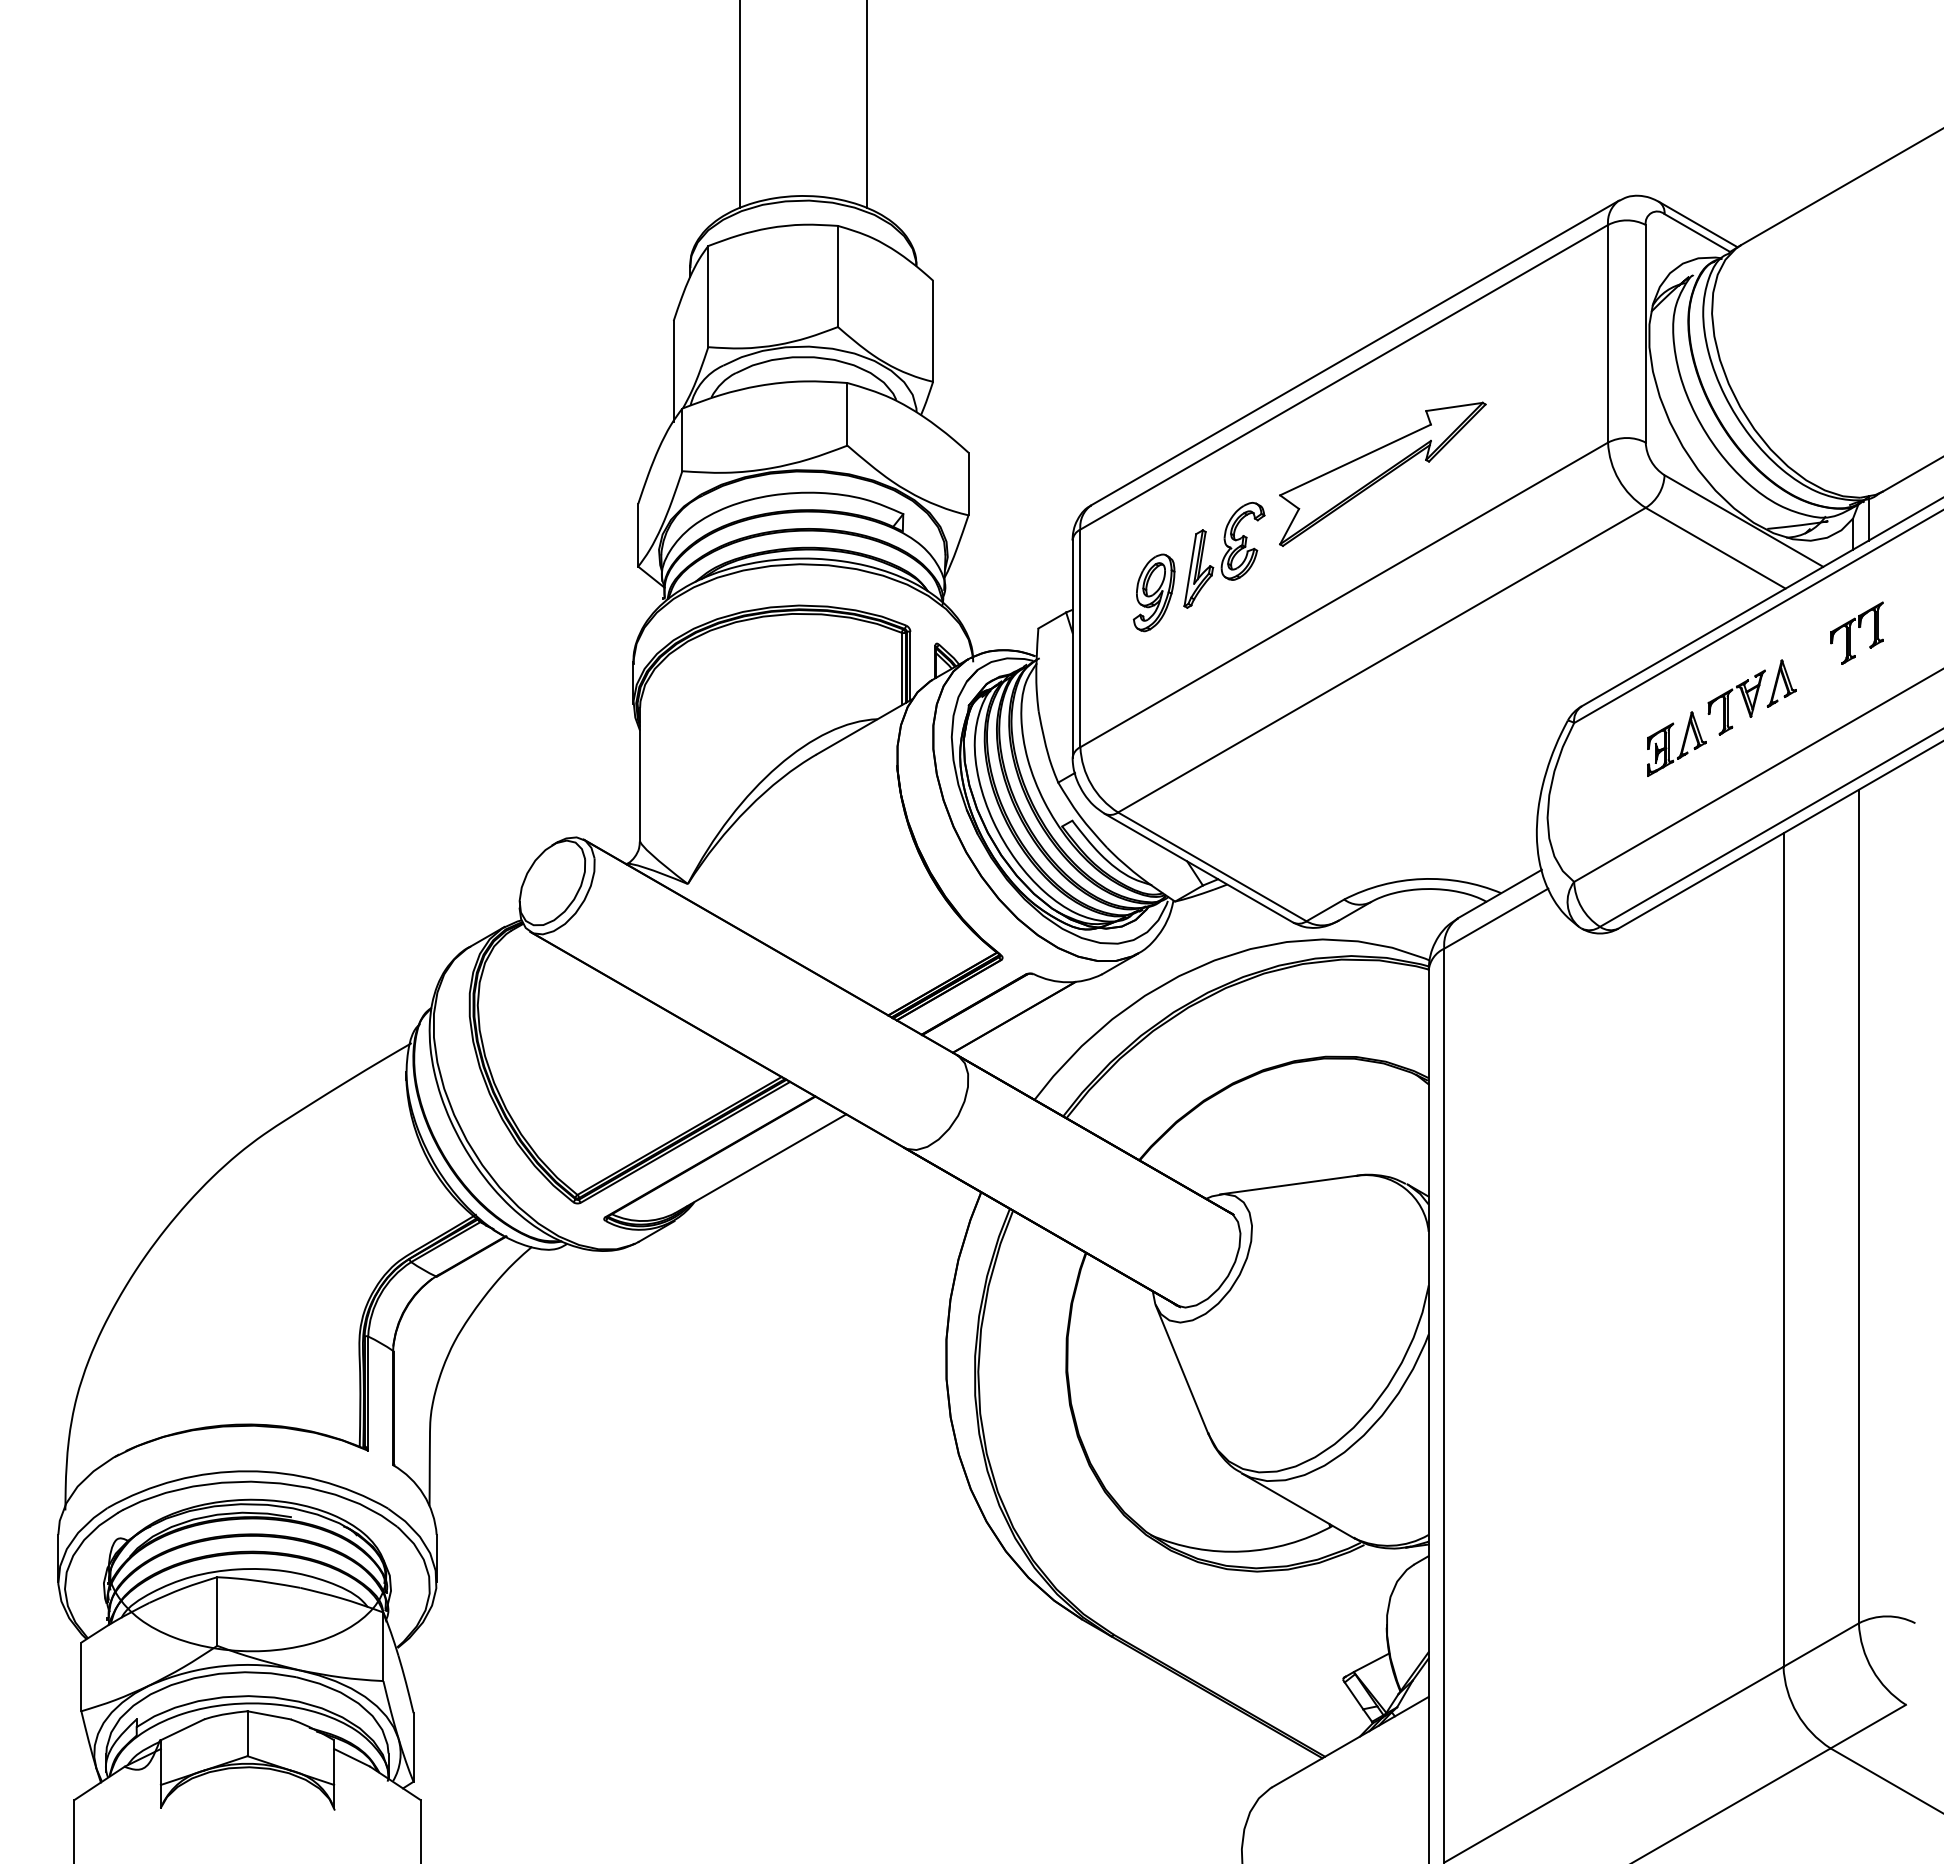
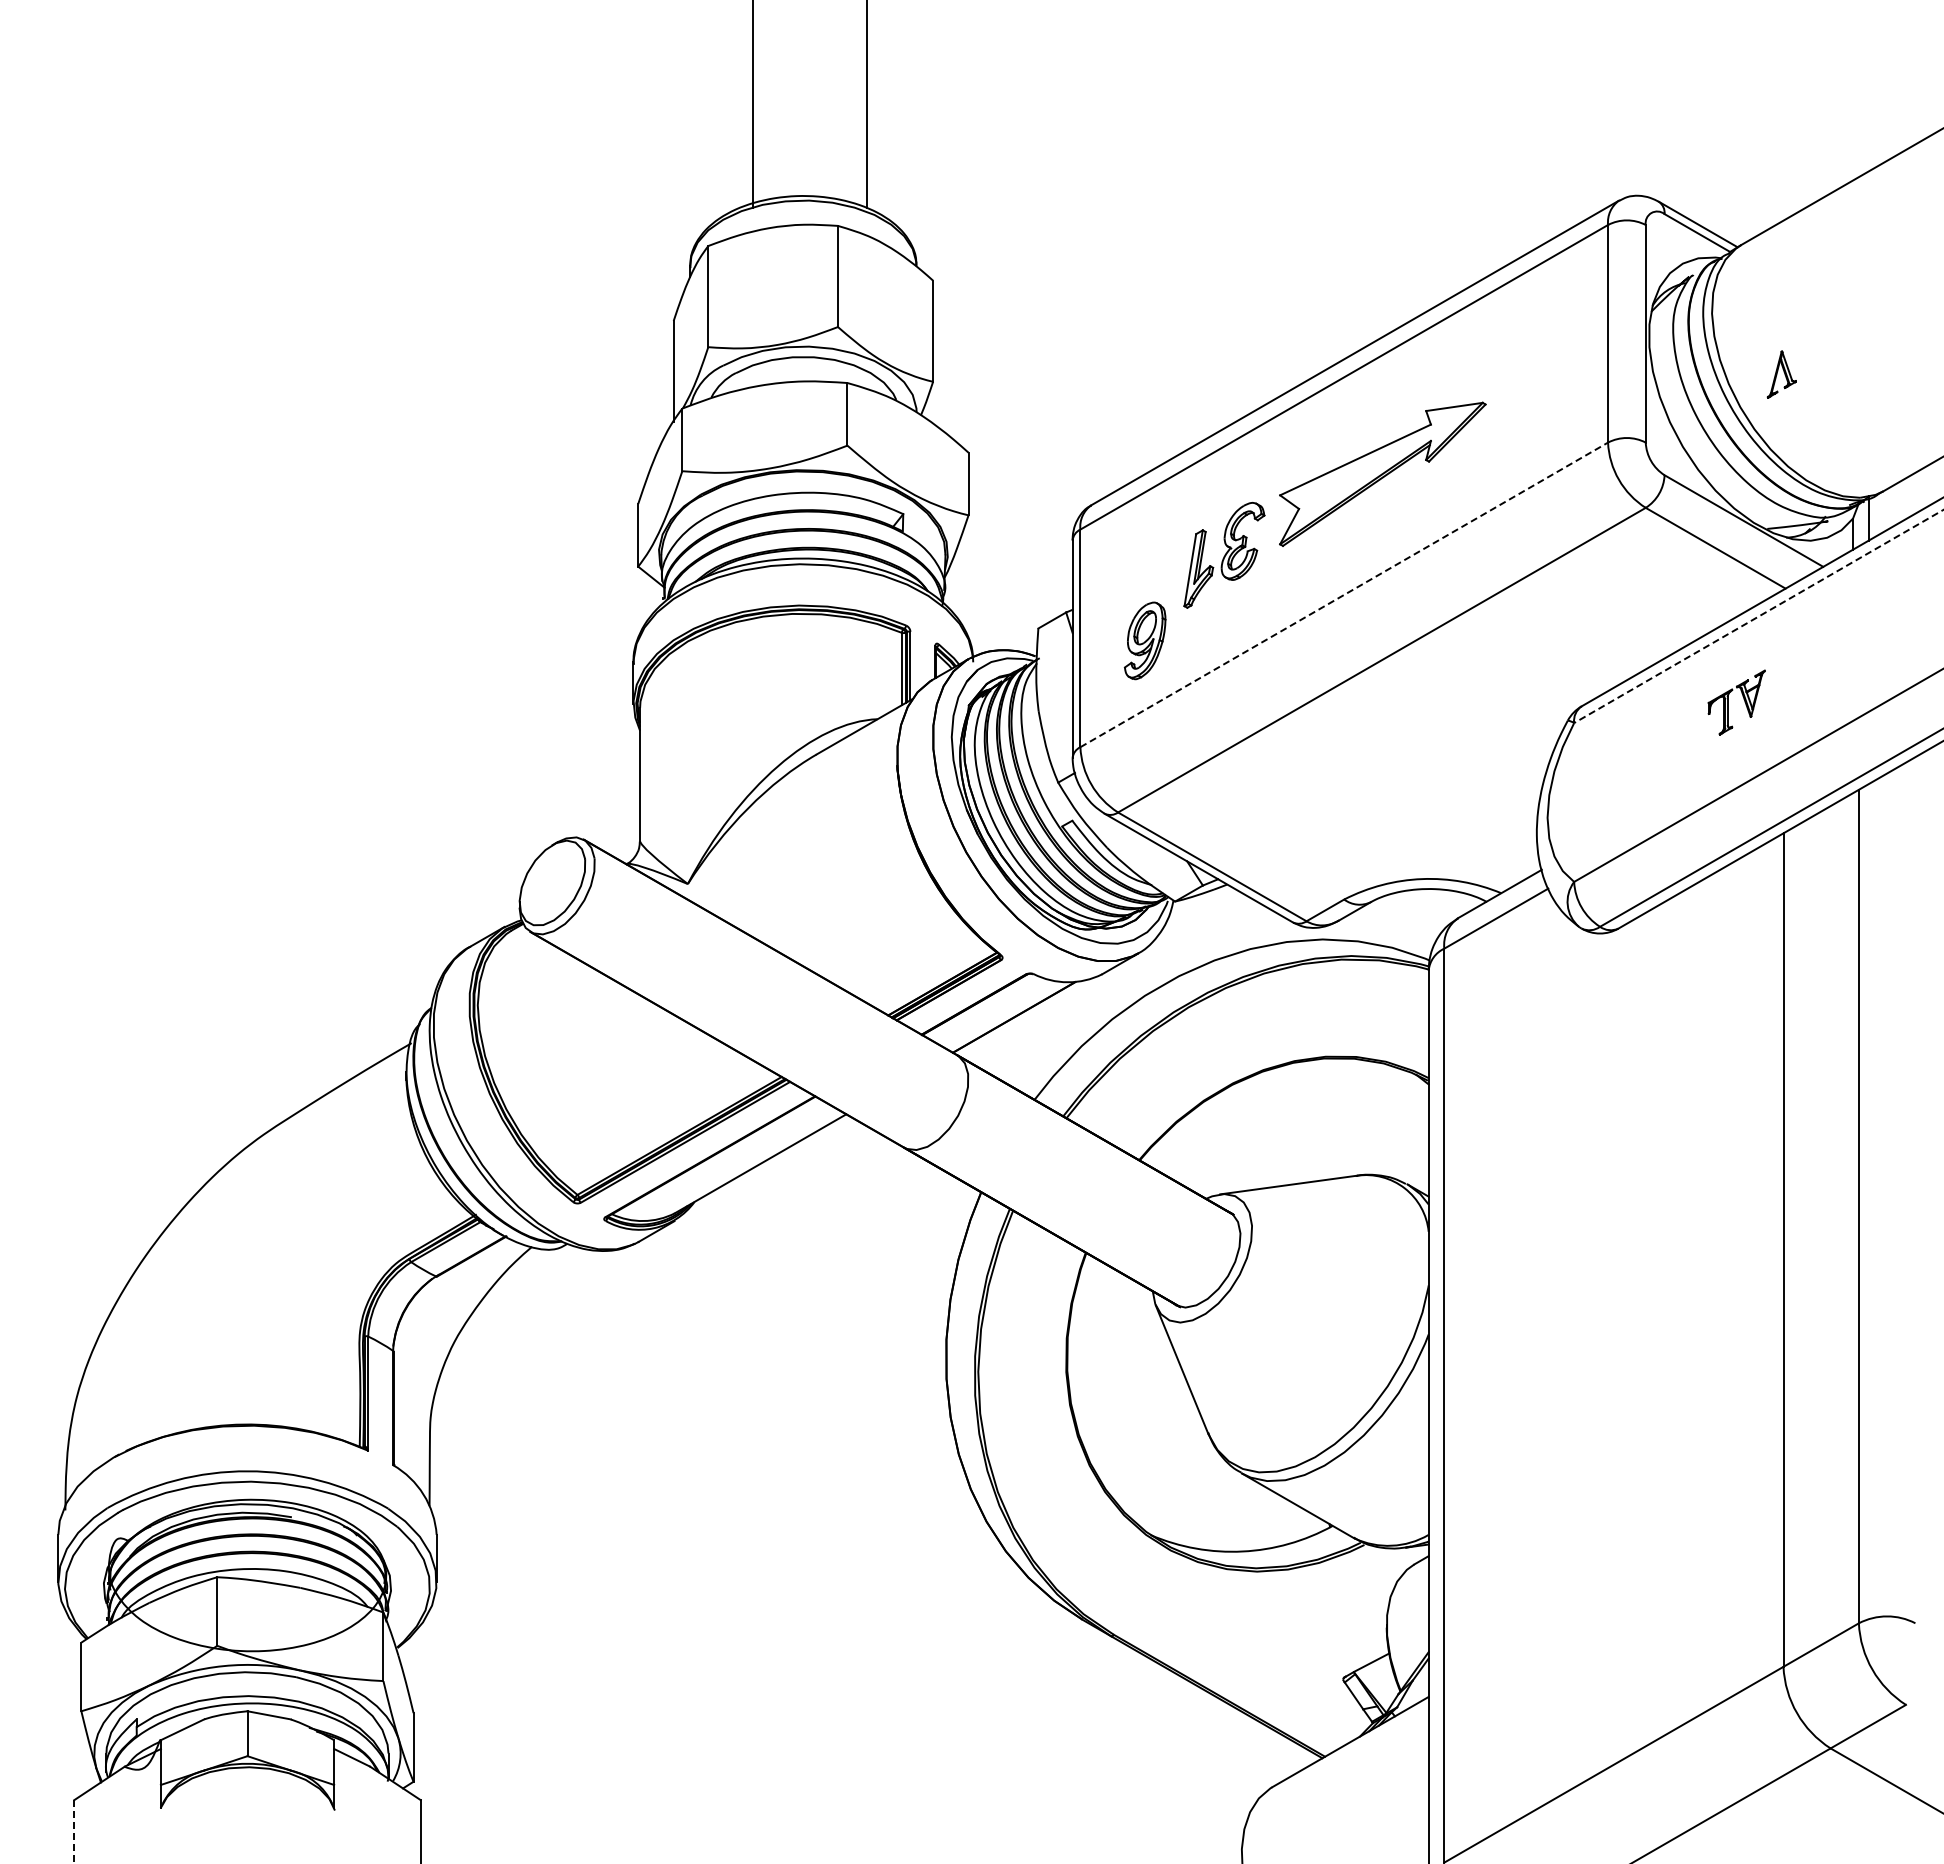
line position: (739, 105) -> (752, 105) (752, 105)
part position: (1153, 592) -> (1144, 640) (1144, 640)
line: solid -> dashed (1344, 594)
line: solid -> dashed (1758, 616)
part: present -> none (1856, 632)
part position: (1781, 683) -> (1781, 374) (1781, 374)
part: present -> none (1676, 743)
line: solid -> dashed (74, 1831)
